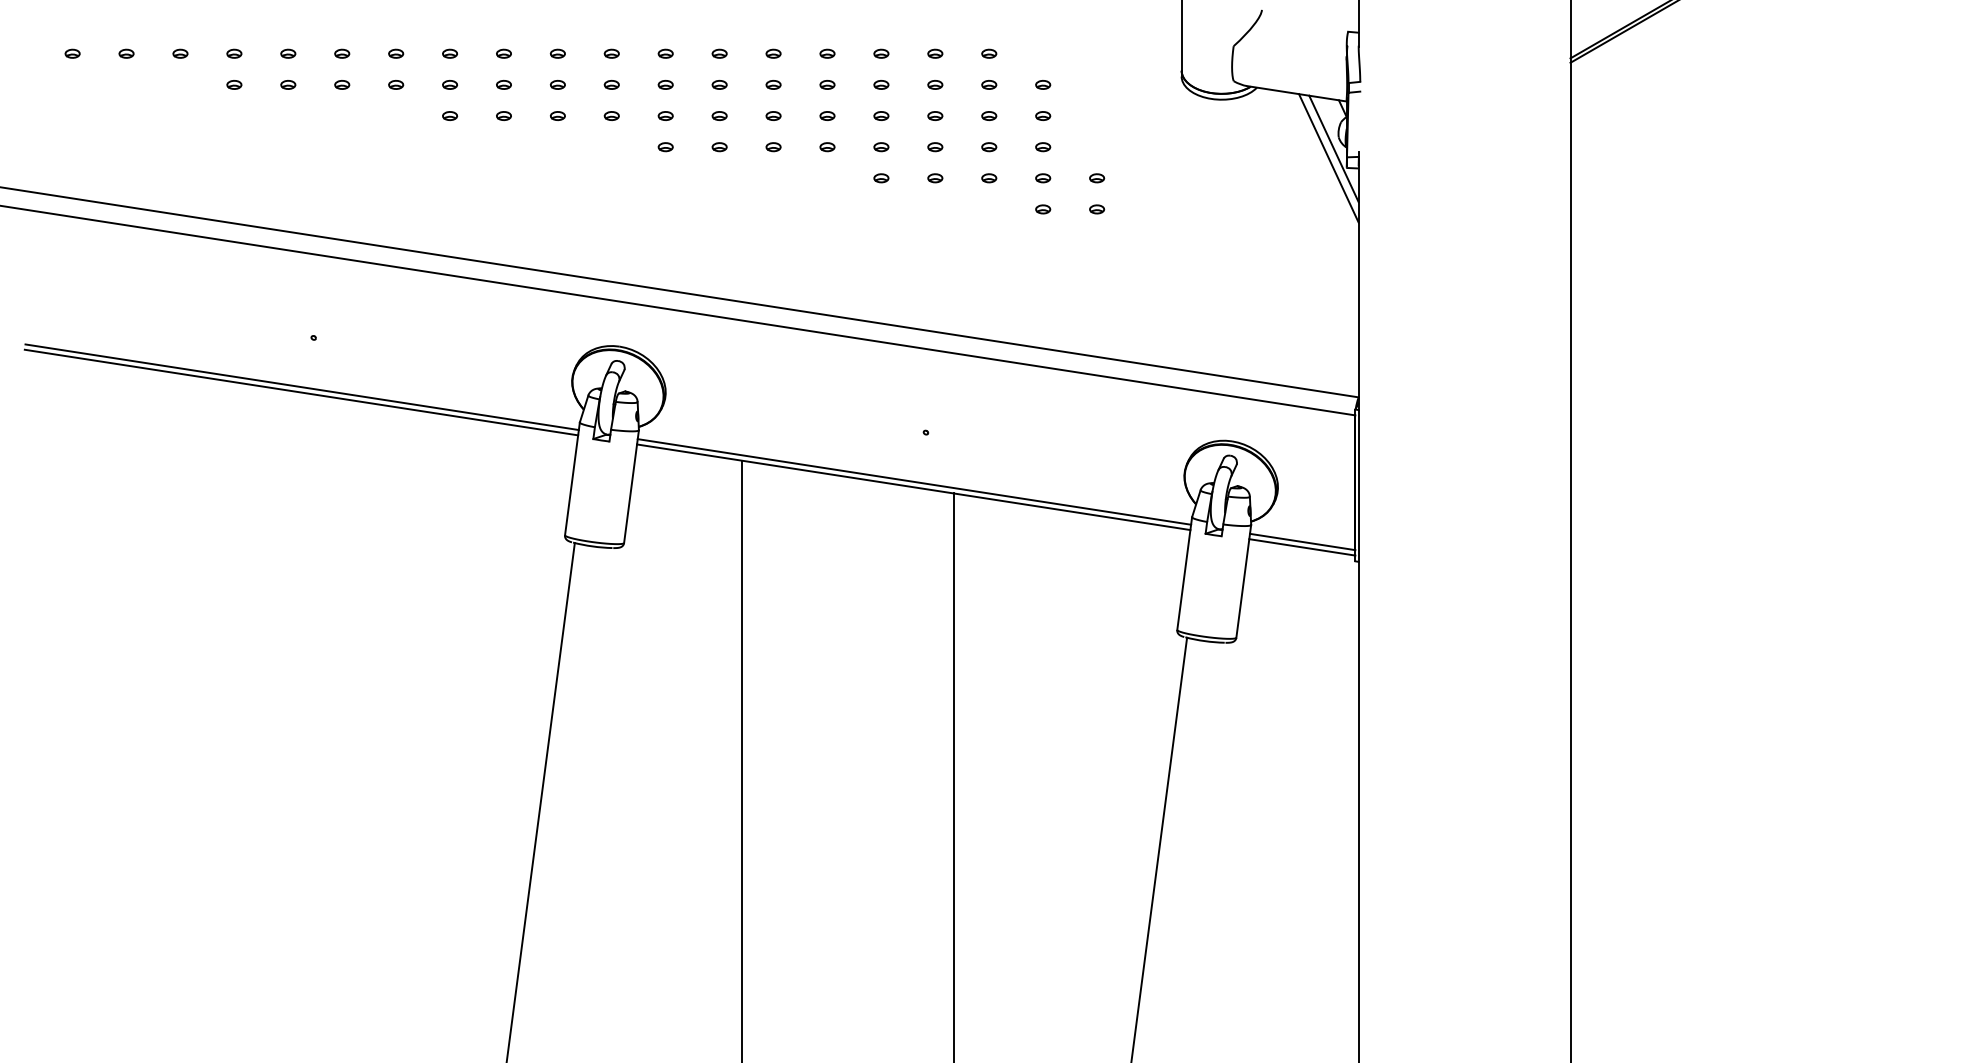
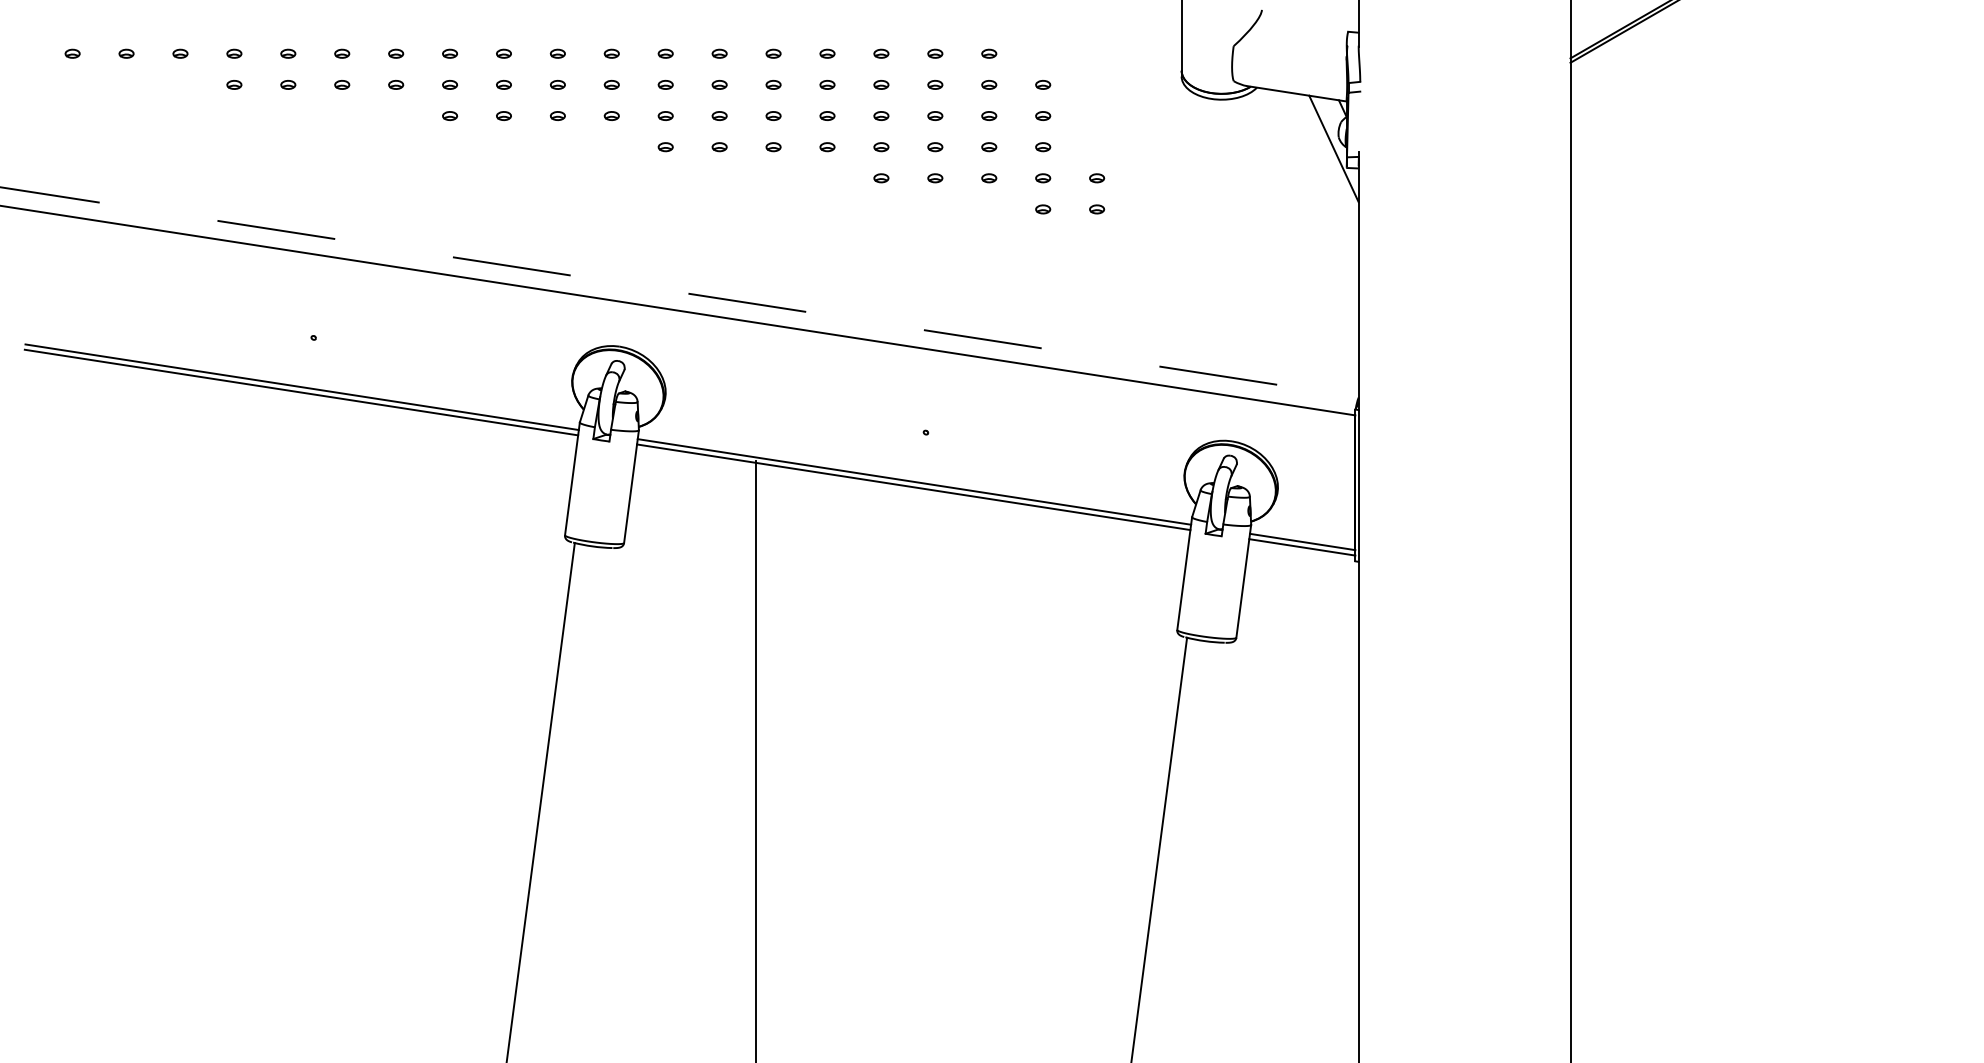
line: present -> none (1328, 158)
line: solid -> dashed (679, 292)
line position: (741, 759) -> (755, 759) (755, 759)
line: present -> none (953, 776)
